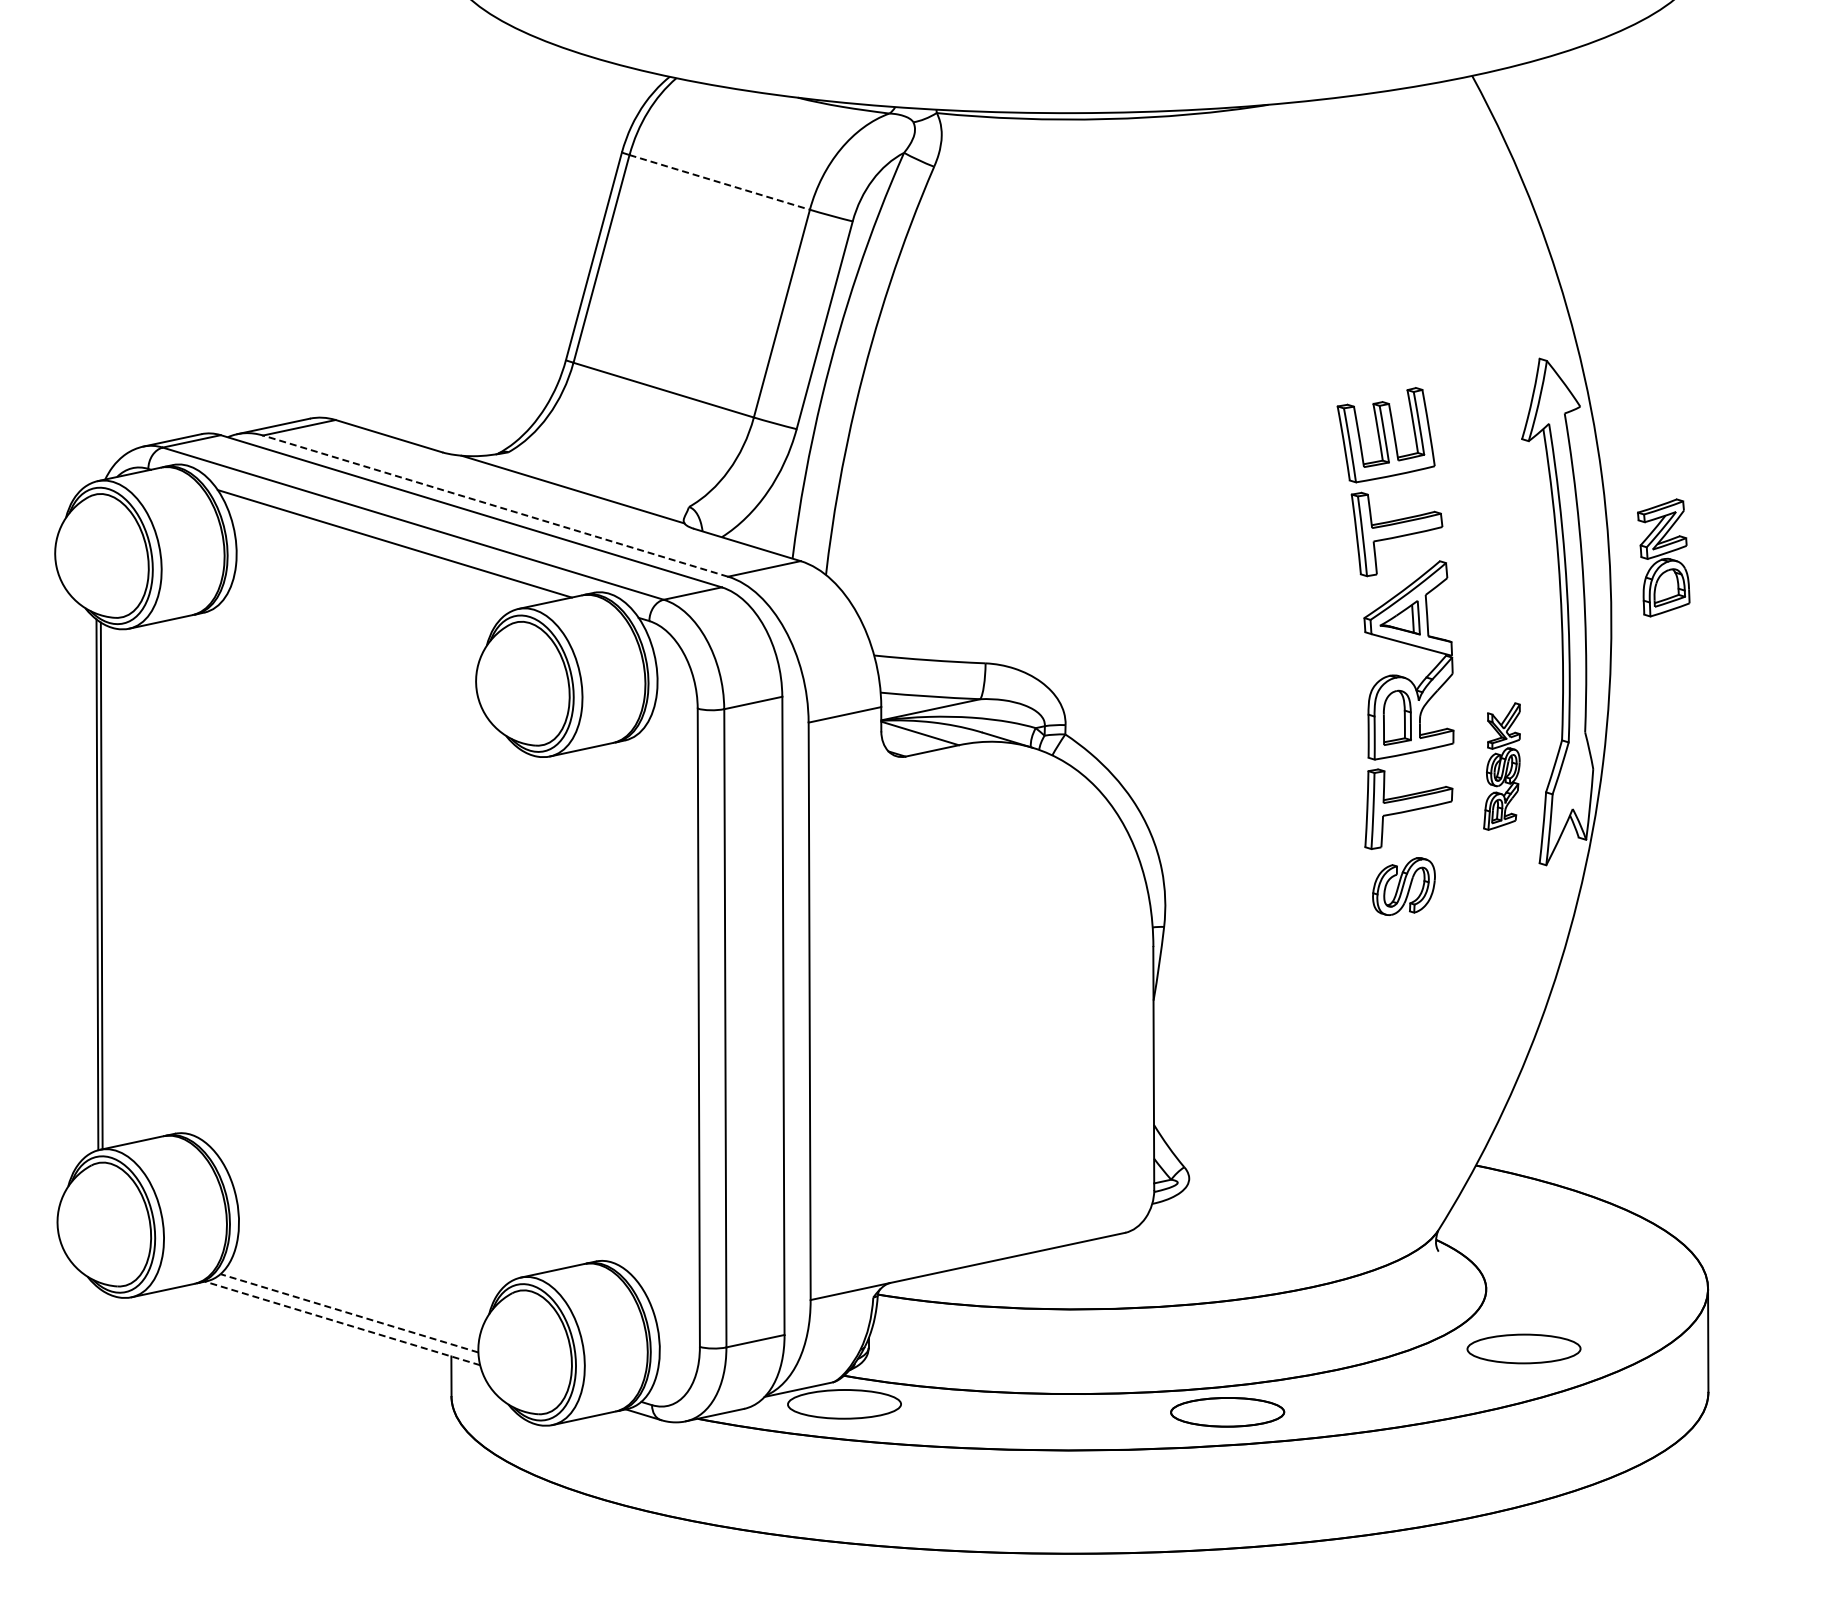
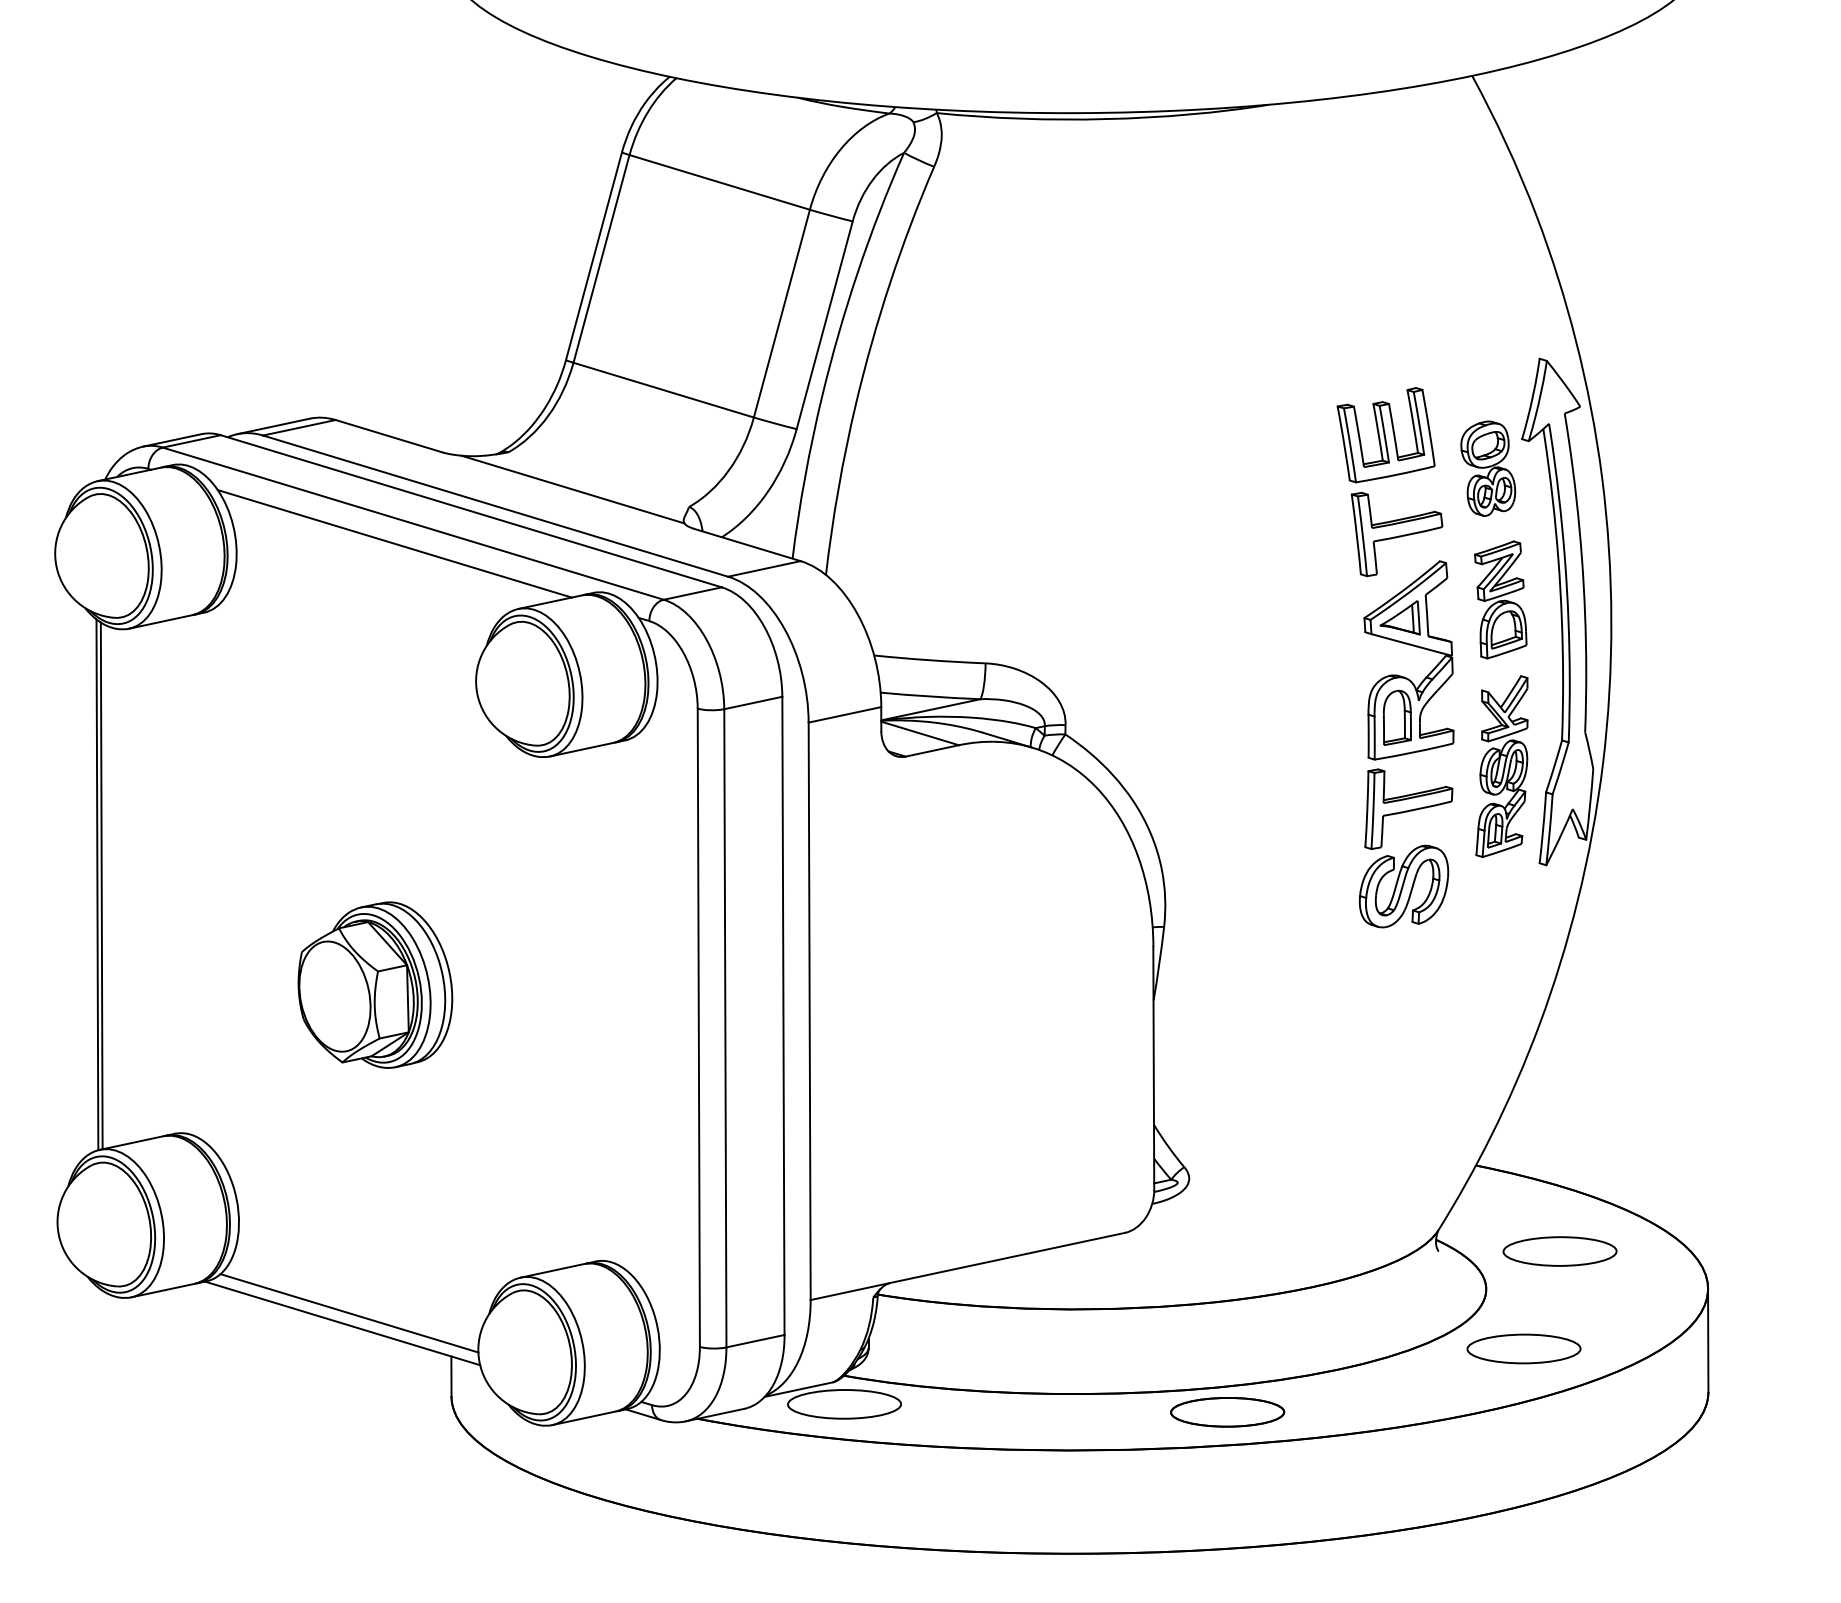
line: dashed -> solid (720, 182)
part: none -> present (1488, 468)
line: dashed -> solid (495, 506)
part position: (1663, 557) -> (1500, 599) (1500, 599)
part size: 38x129 px -> 54x183 px (1501, 766)
part size: 64x59 px -> 92x85 px (1403, 886)
part: none -> present (375, 984)
part: none -> present (1559, 1251)
line: dashed -> solid (349, 1313)
line: dashed -> solid (342, 1323)
